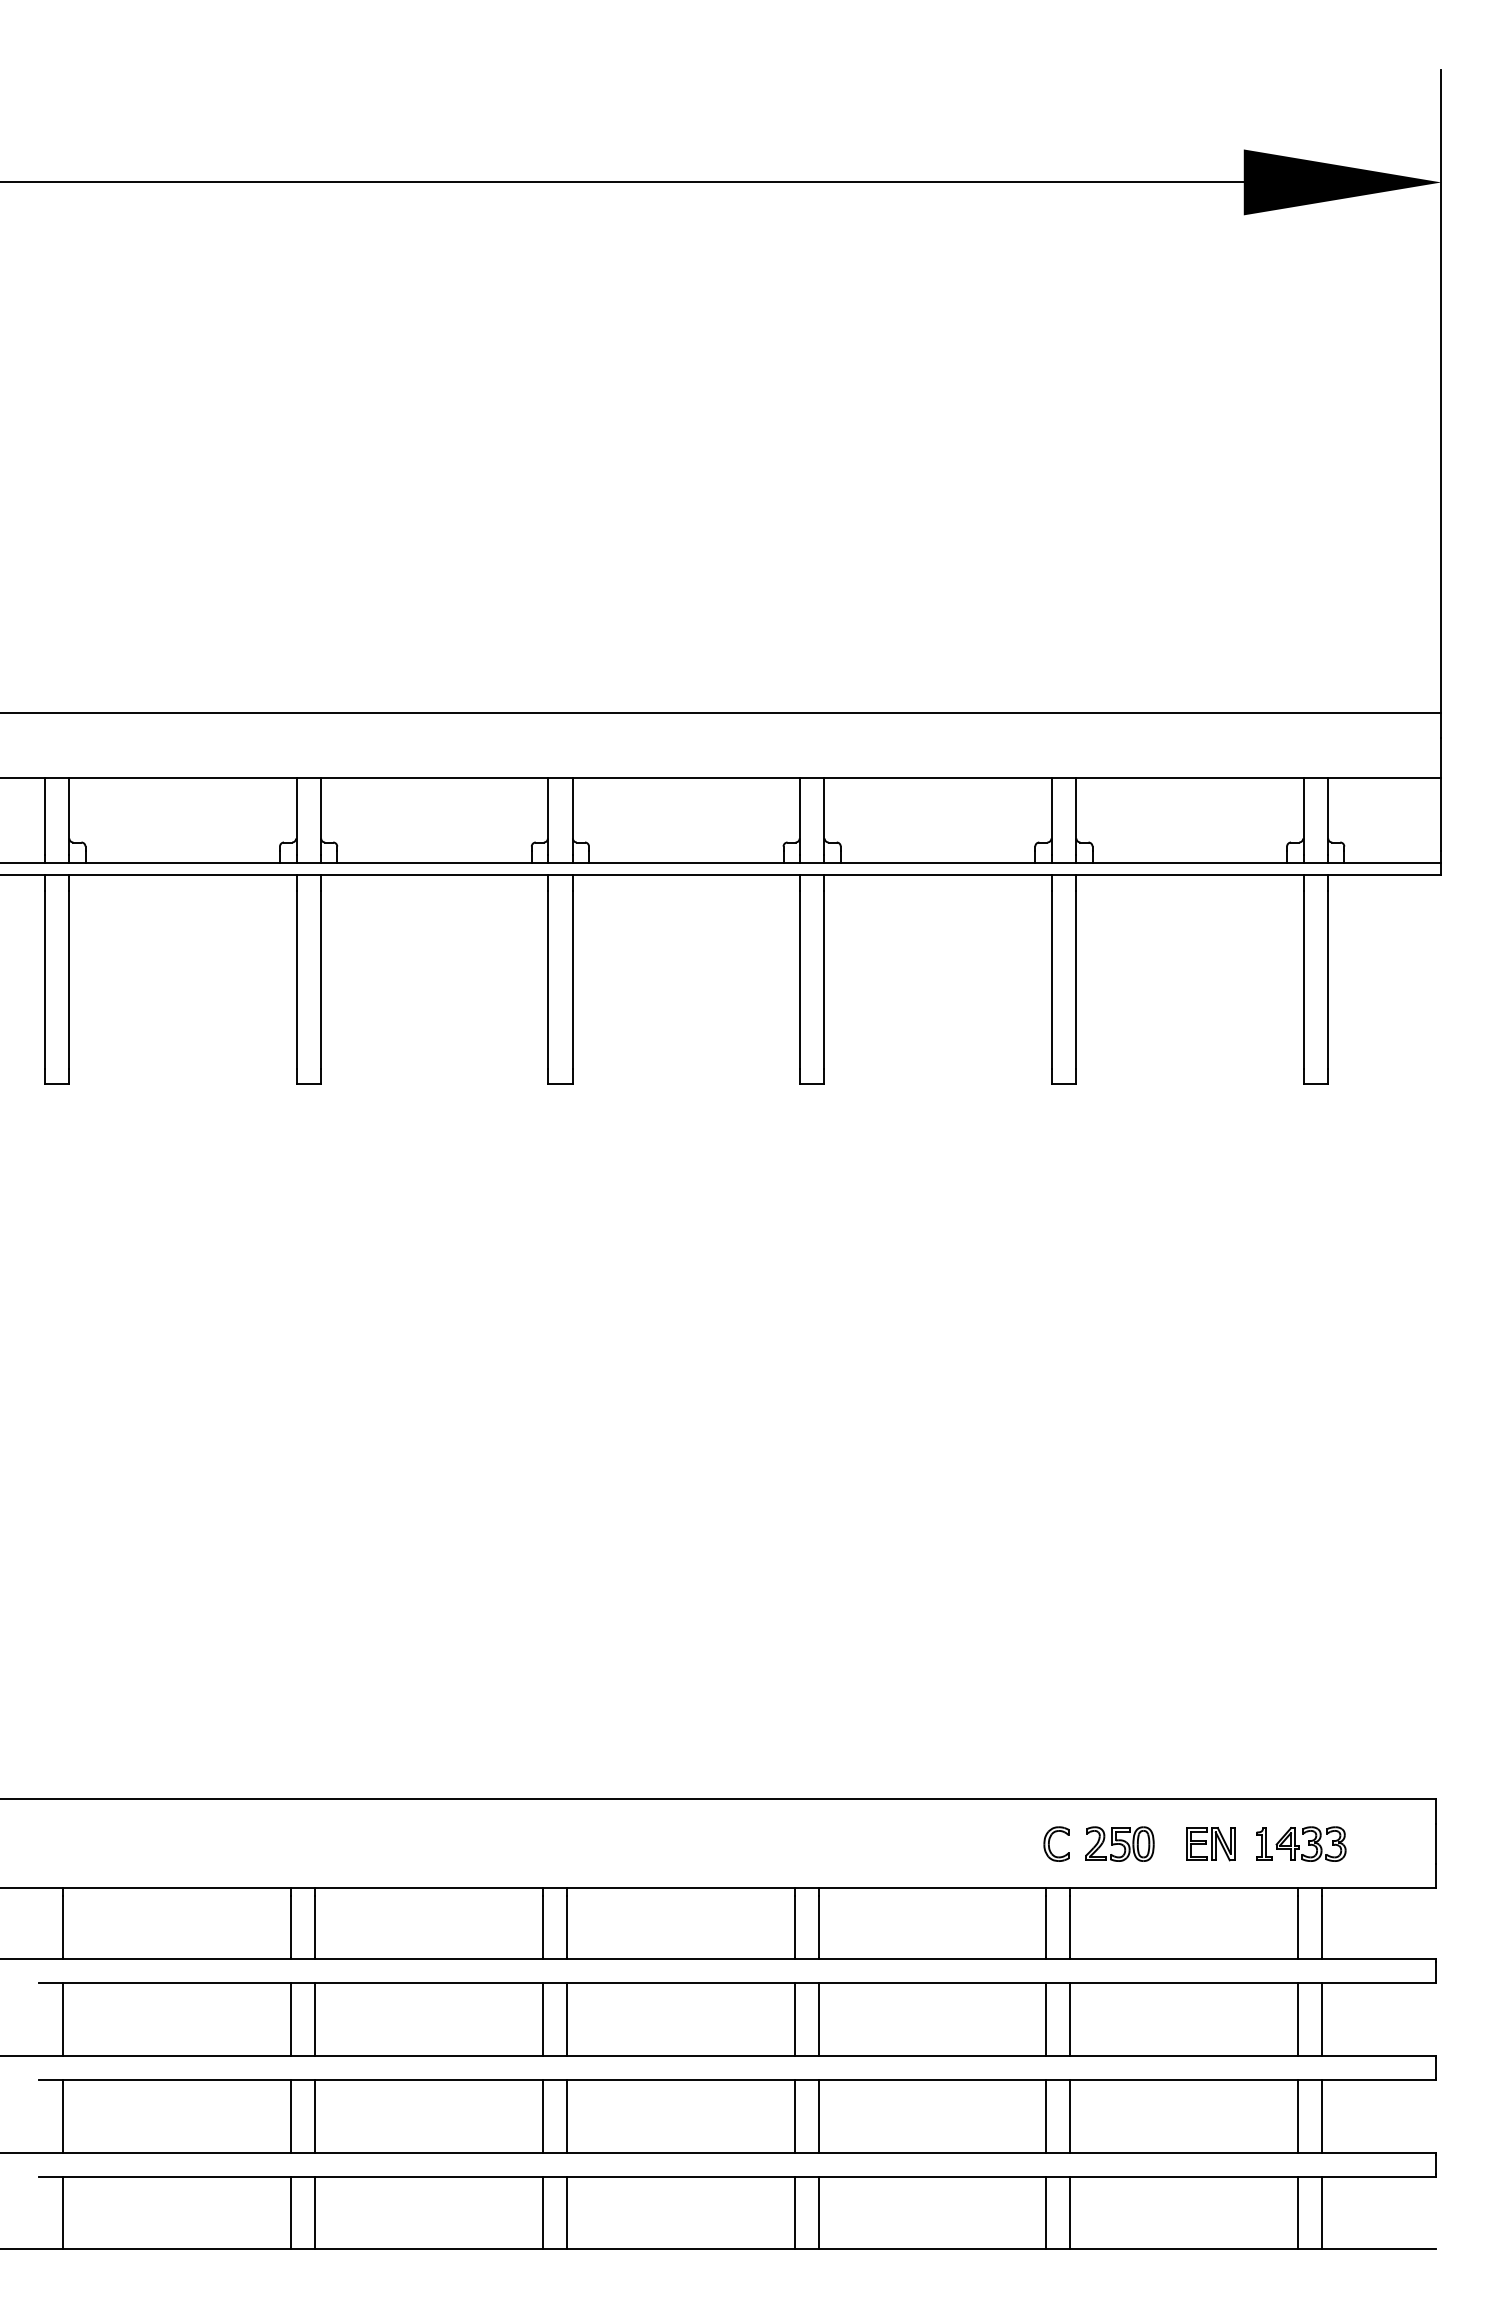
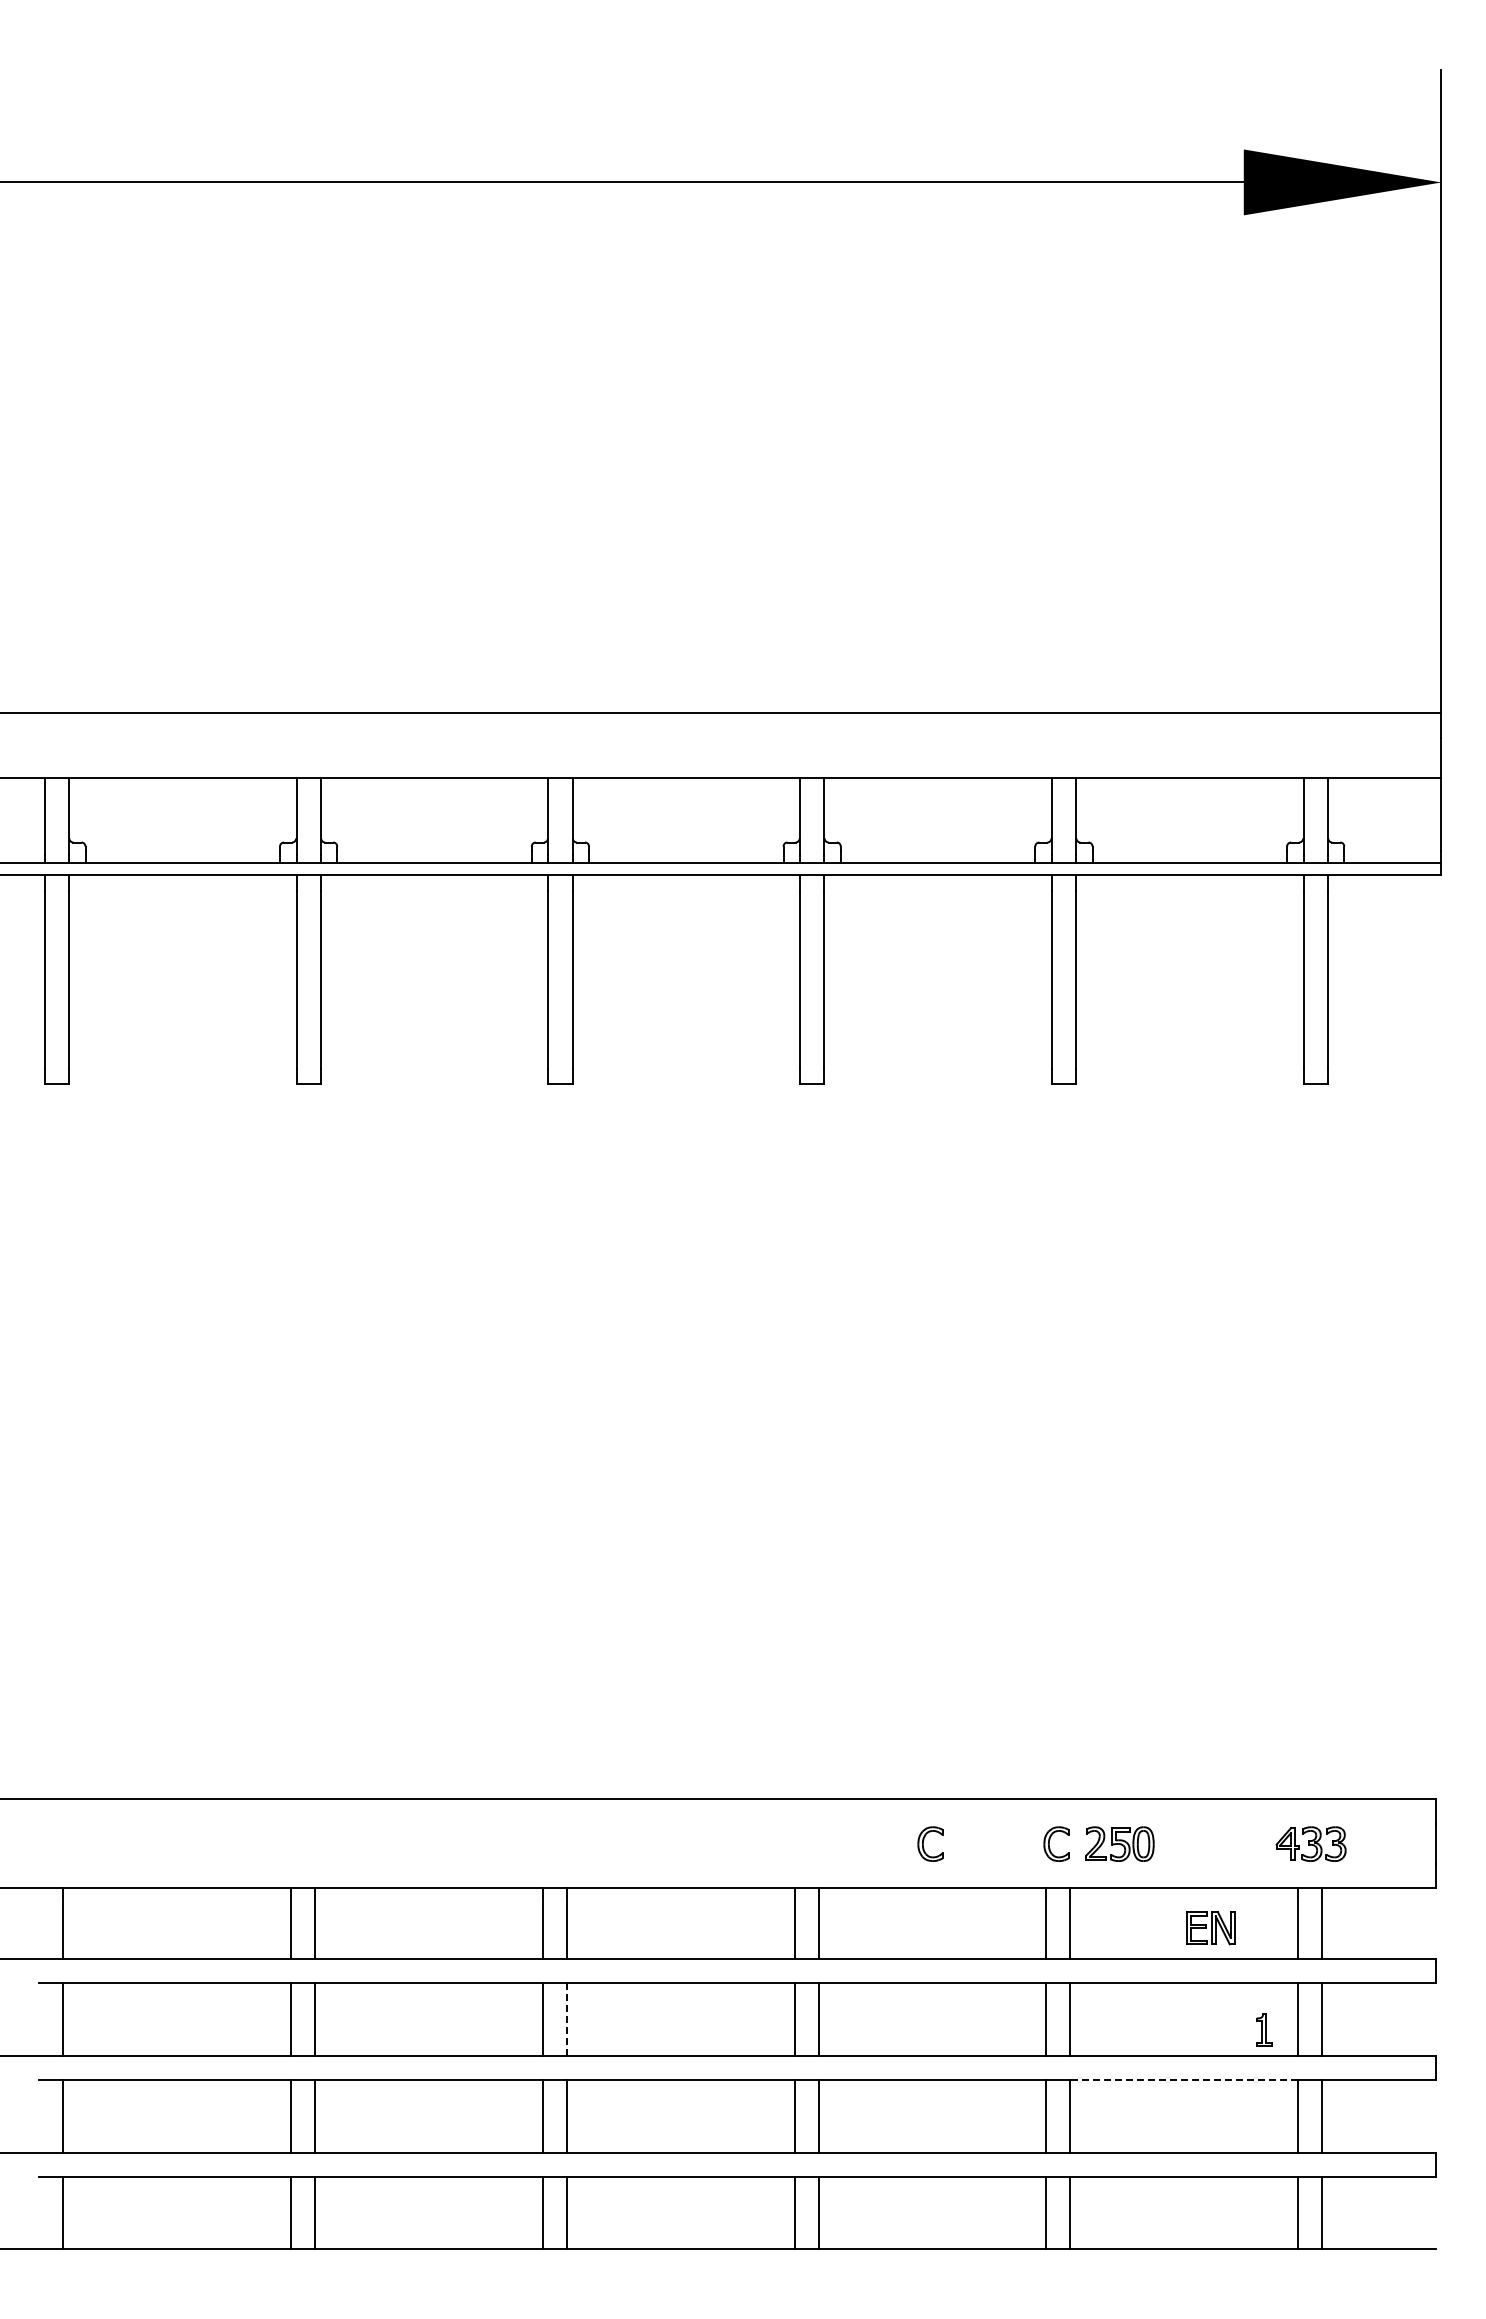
part: none -> present (924, 1840)
part position: (1264, 1843) -> (1264, 2029) (1264, 2029)
part position: (1210, 1844) -> (1210, 1928) (1210, 1928)
line: solid -> dashed (566, 2020)
line: solid -> dashed (1184, 2080)
